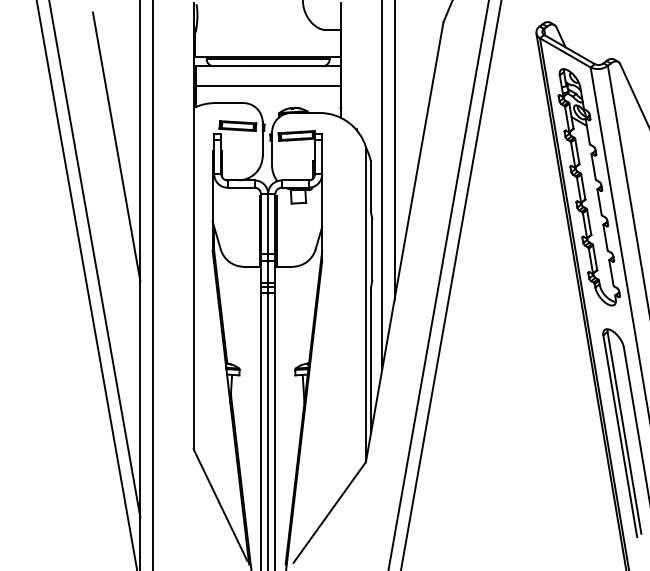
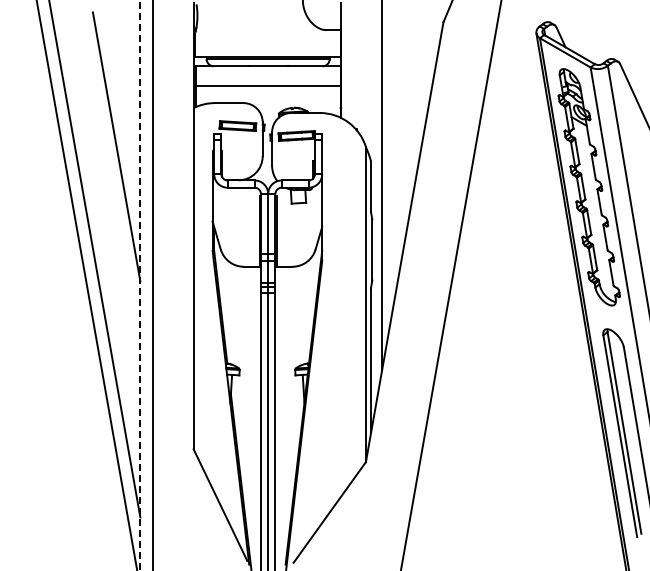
line: present -> none (394, 151)
line: present -> none (438, 284)
line: solid -> dashed (140, 285)
